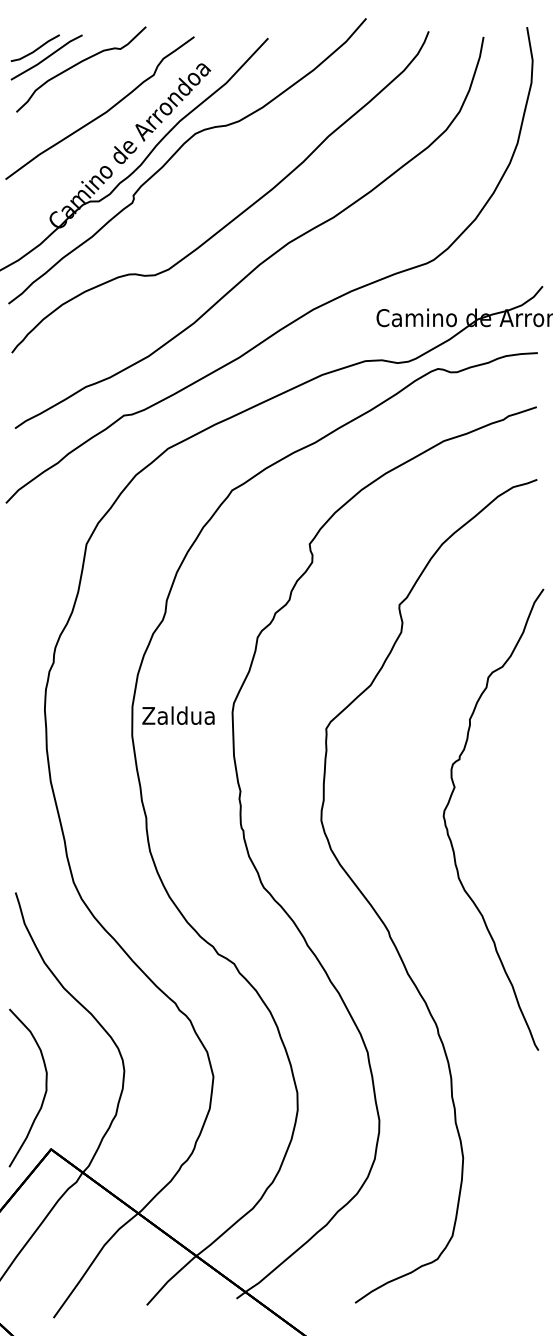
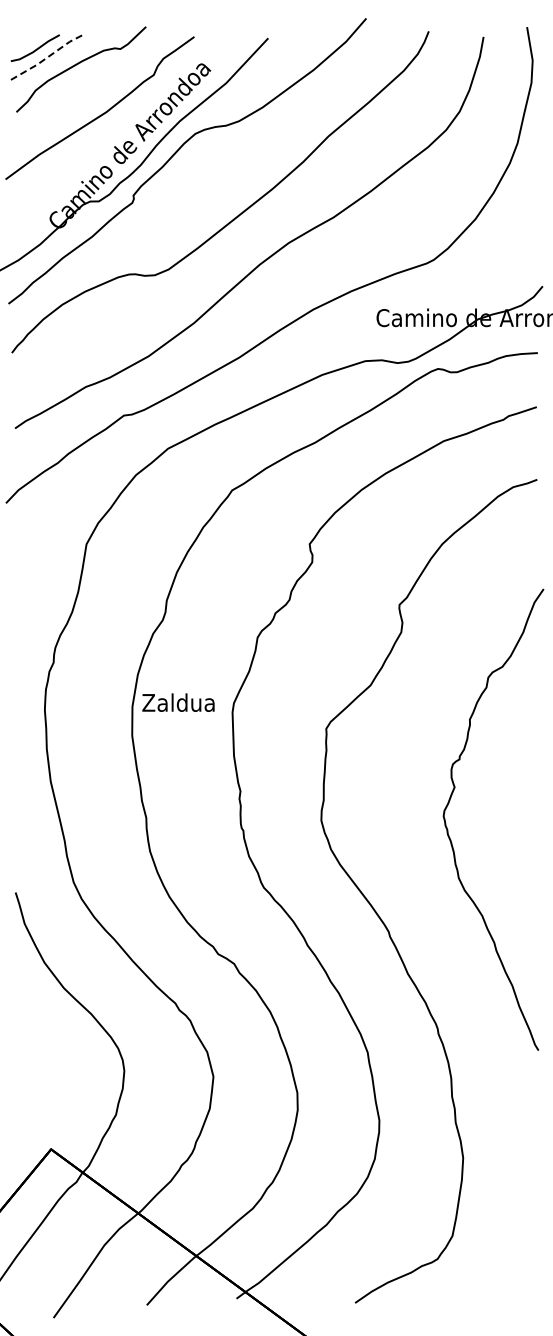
line: solid -> dashed (47, 57)
text position: (178, 715) -> (178, 702) (178, 702)
curve: present -> none (45, 1087)
